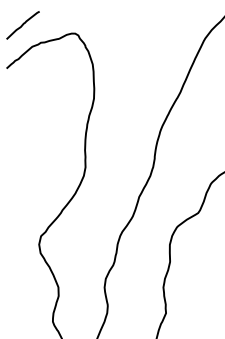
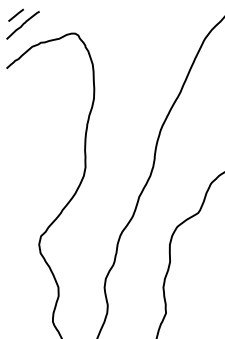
line: none -> present (15, 14)
